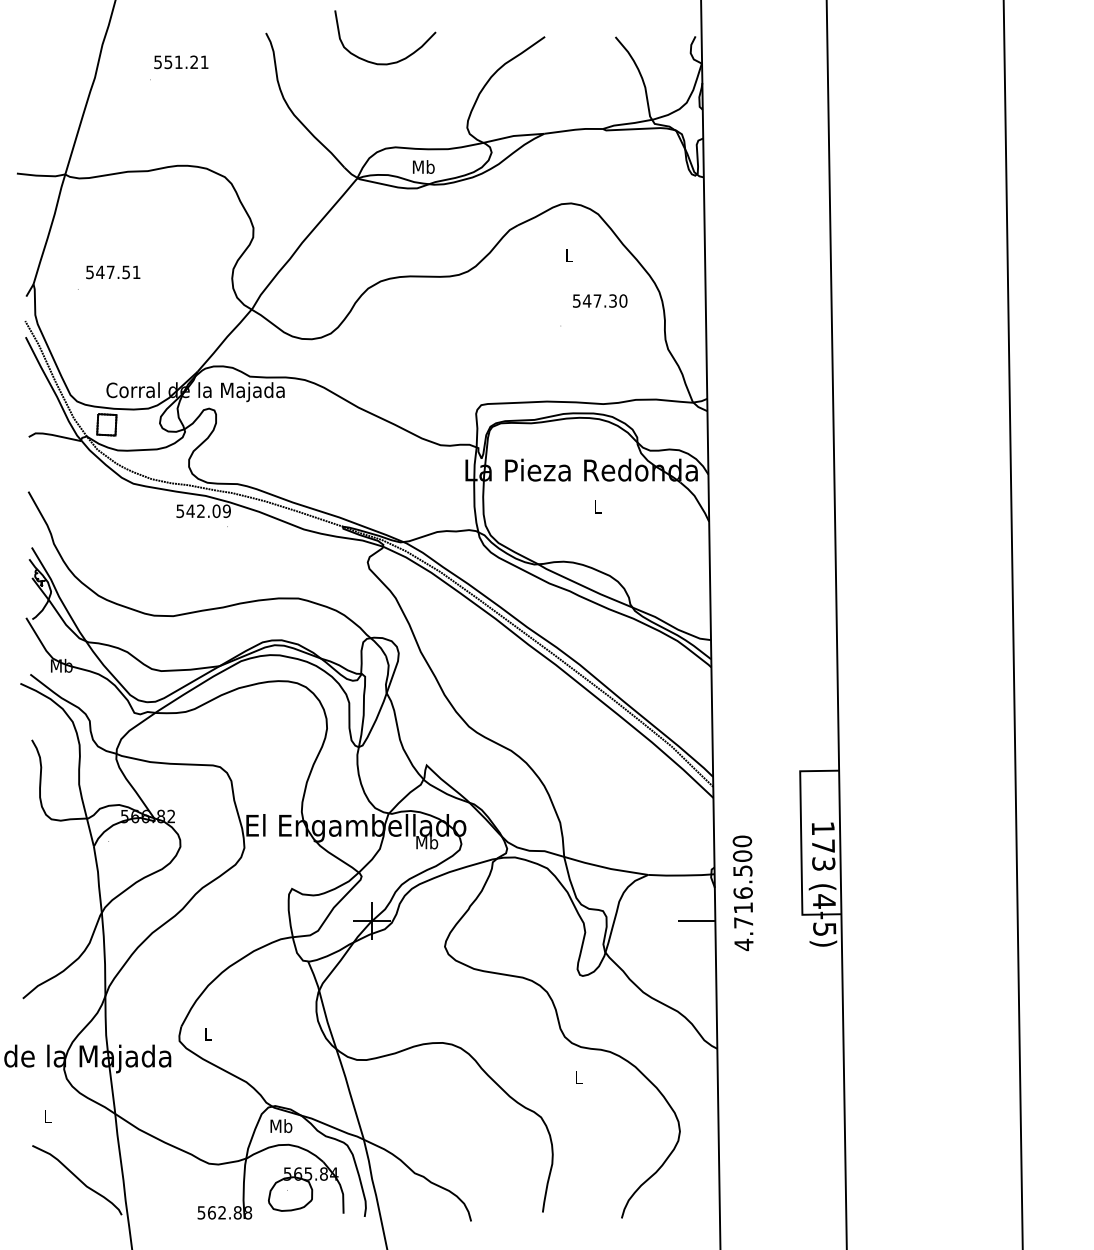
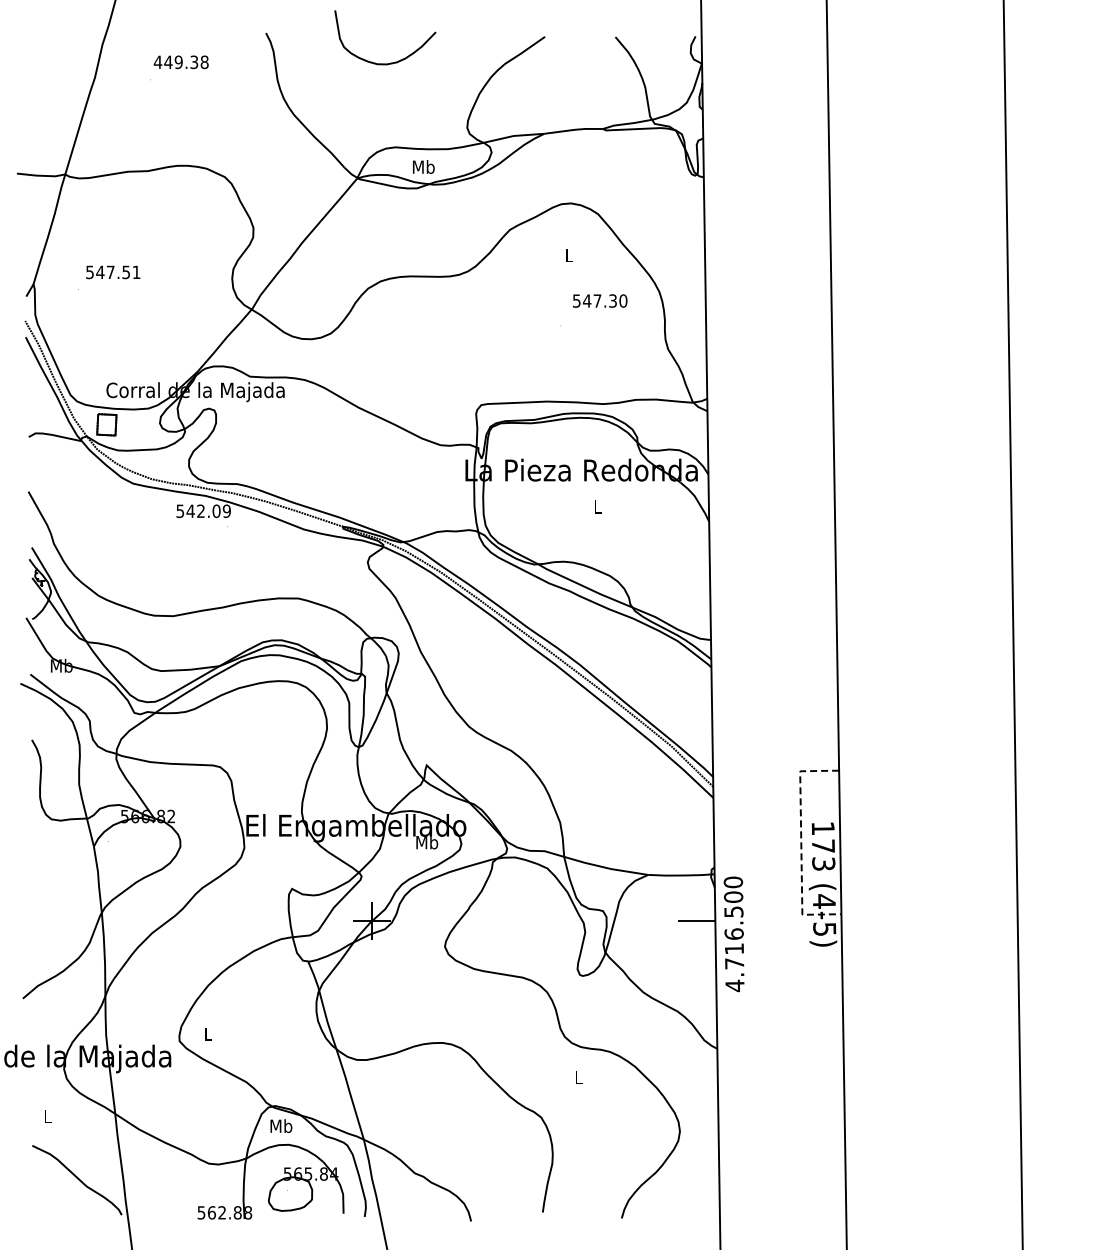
text: 551.21 -> 449.38 (180, 62)
line: solid -> dashed (801, 844)
text position: (742, 893) -> (733, 934) (733, 934)
